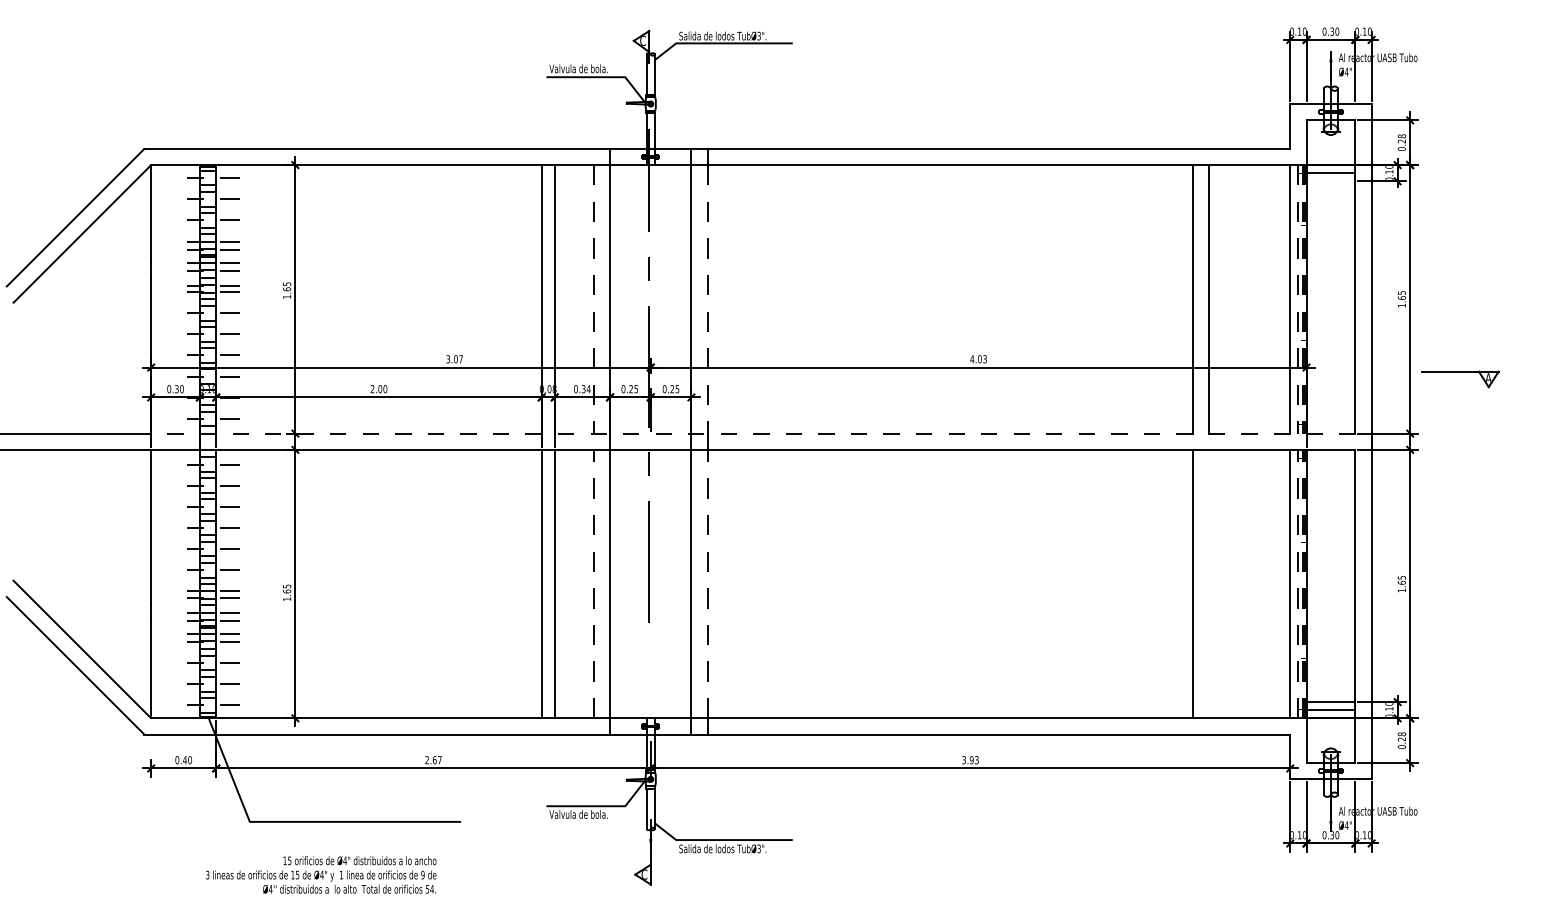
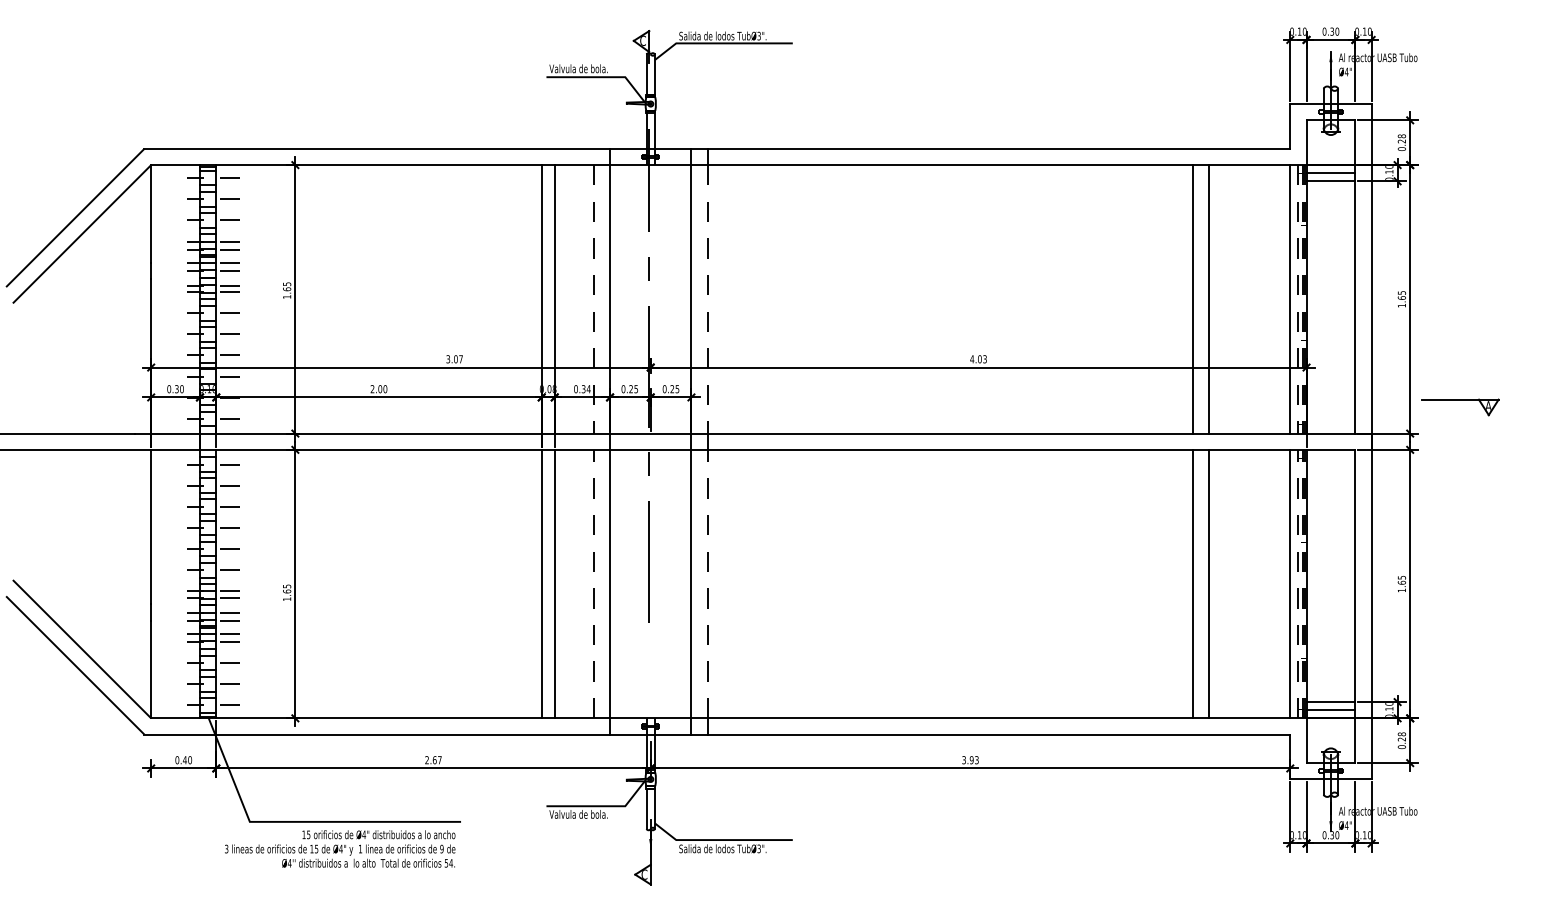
line: none -> present (1330, 181)
part position: (1460, 372) -> (1460, 400) (1460, 400)
line: dashed -> solid (753, 433)
line: none -> present (1208, 583)
text position: (321, 874) -> (340, 848) (340, 848)
